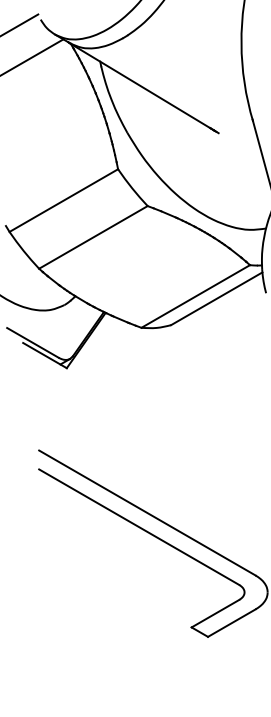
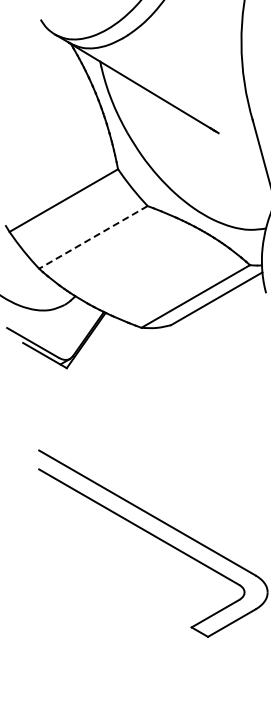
line: present -> none (20, 24)
line: present -> none (32, 56)
line: solid -> dashed (93, 237)
